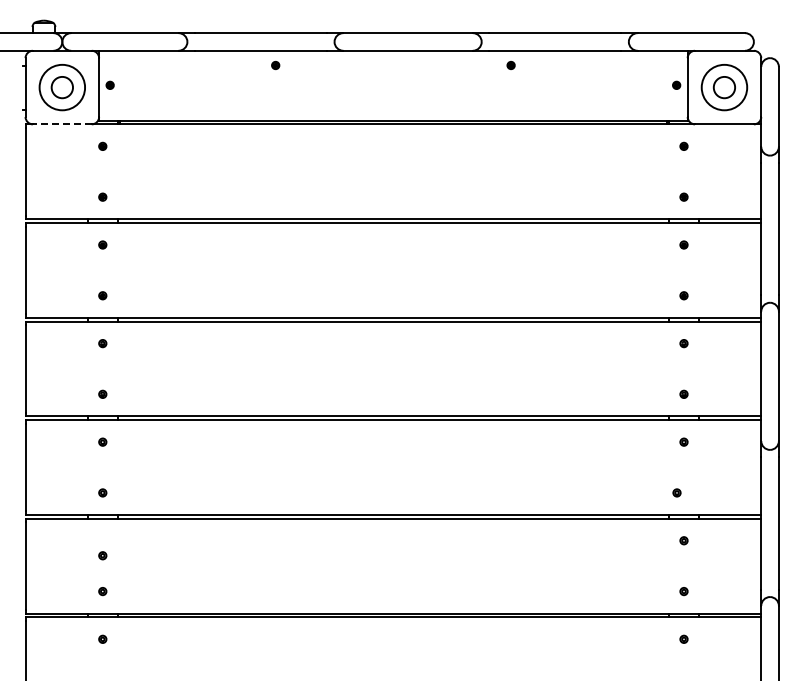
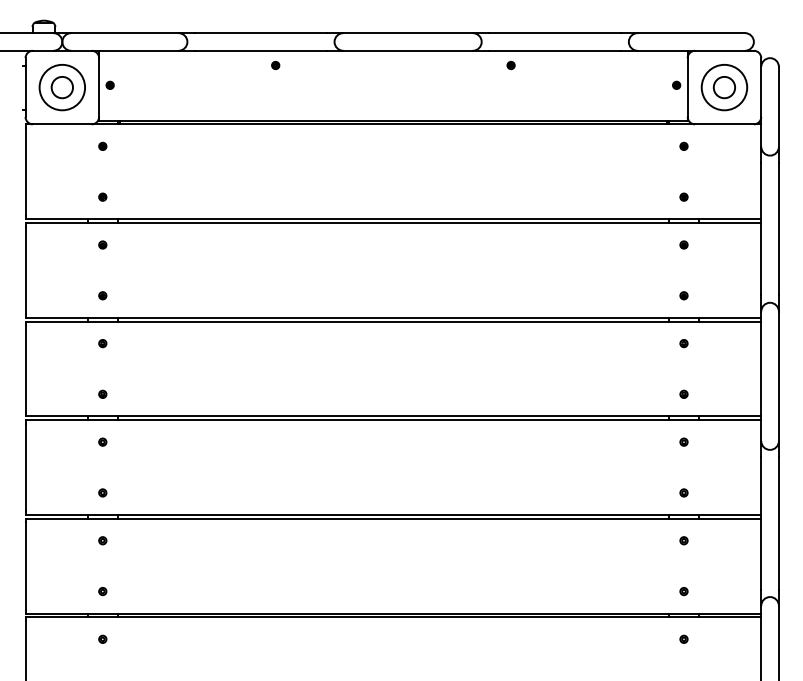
line: dashed -> solid (61, 124)
part position: (676, 492) -> (683, 492) (683, 492)
part position: (102, 555) -> (102, 540) (102, 540)
